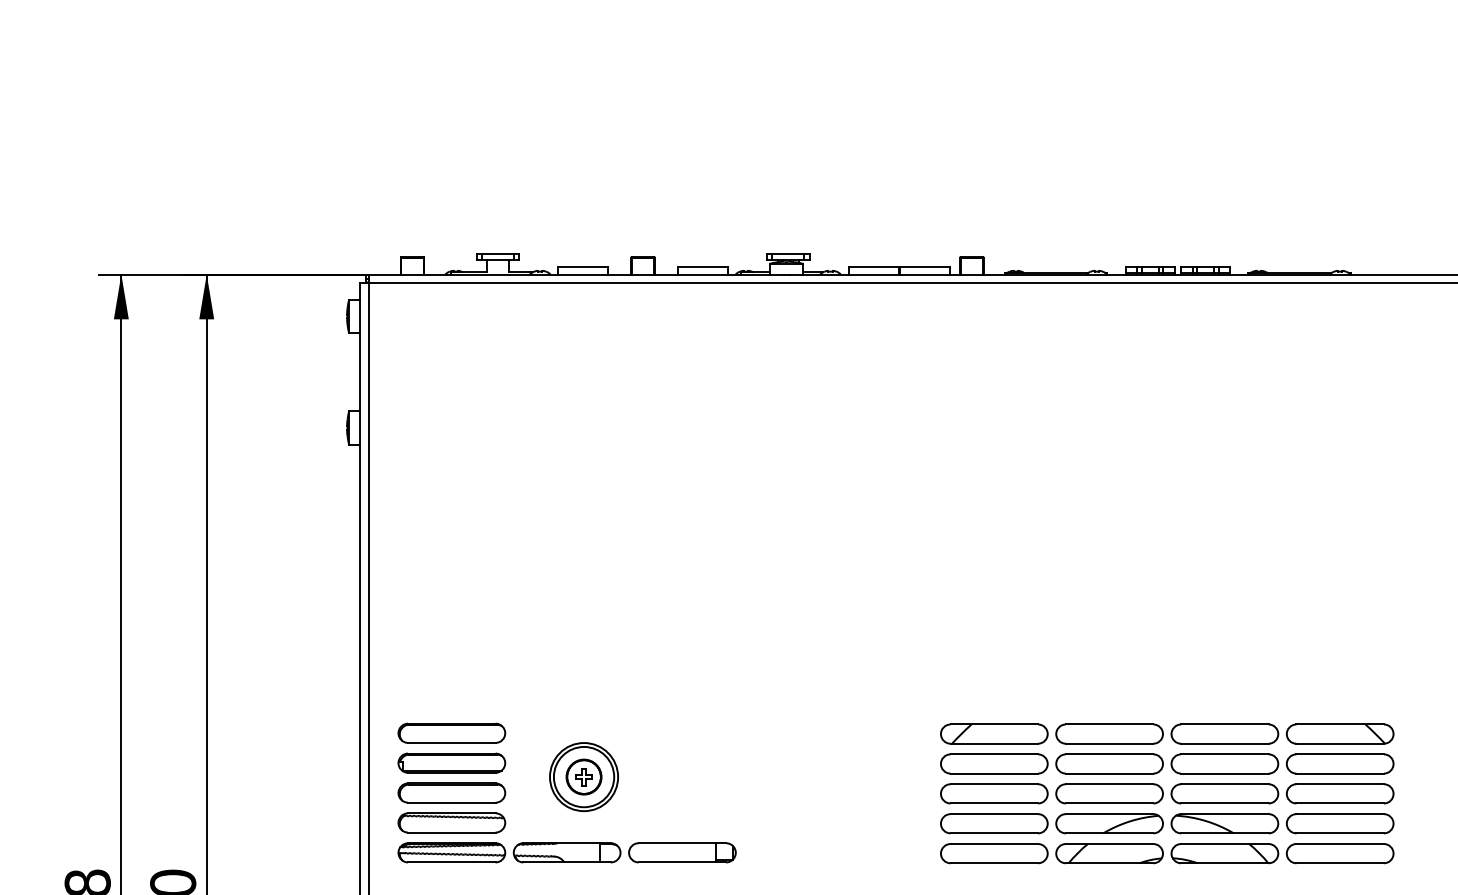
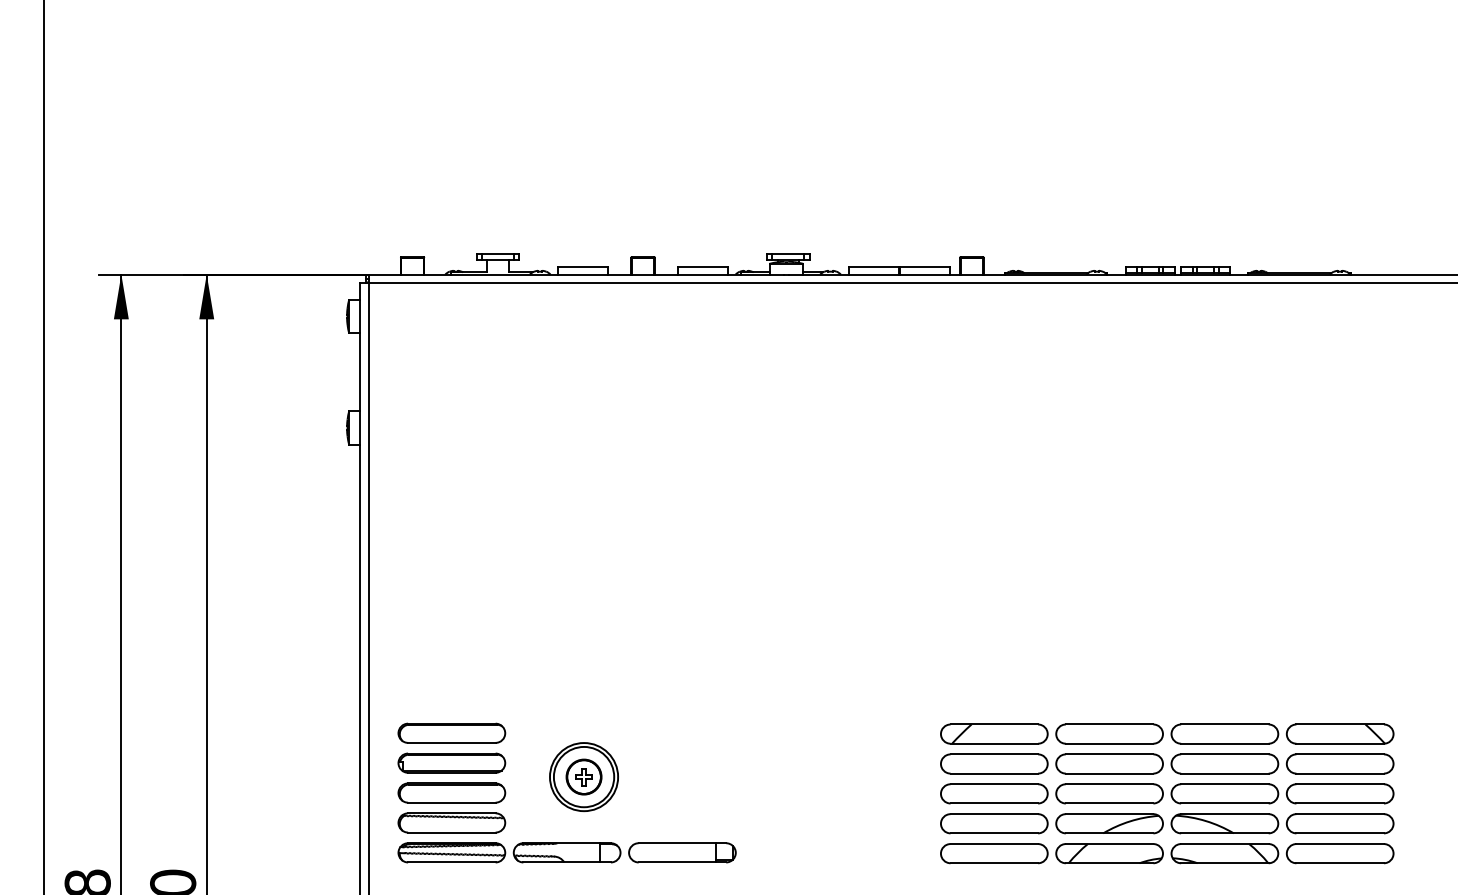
line: none -> present (43, 446)
